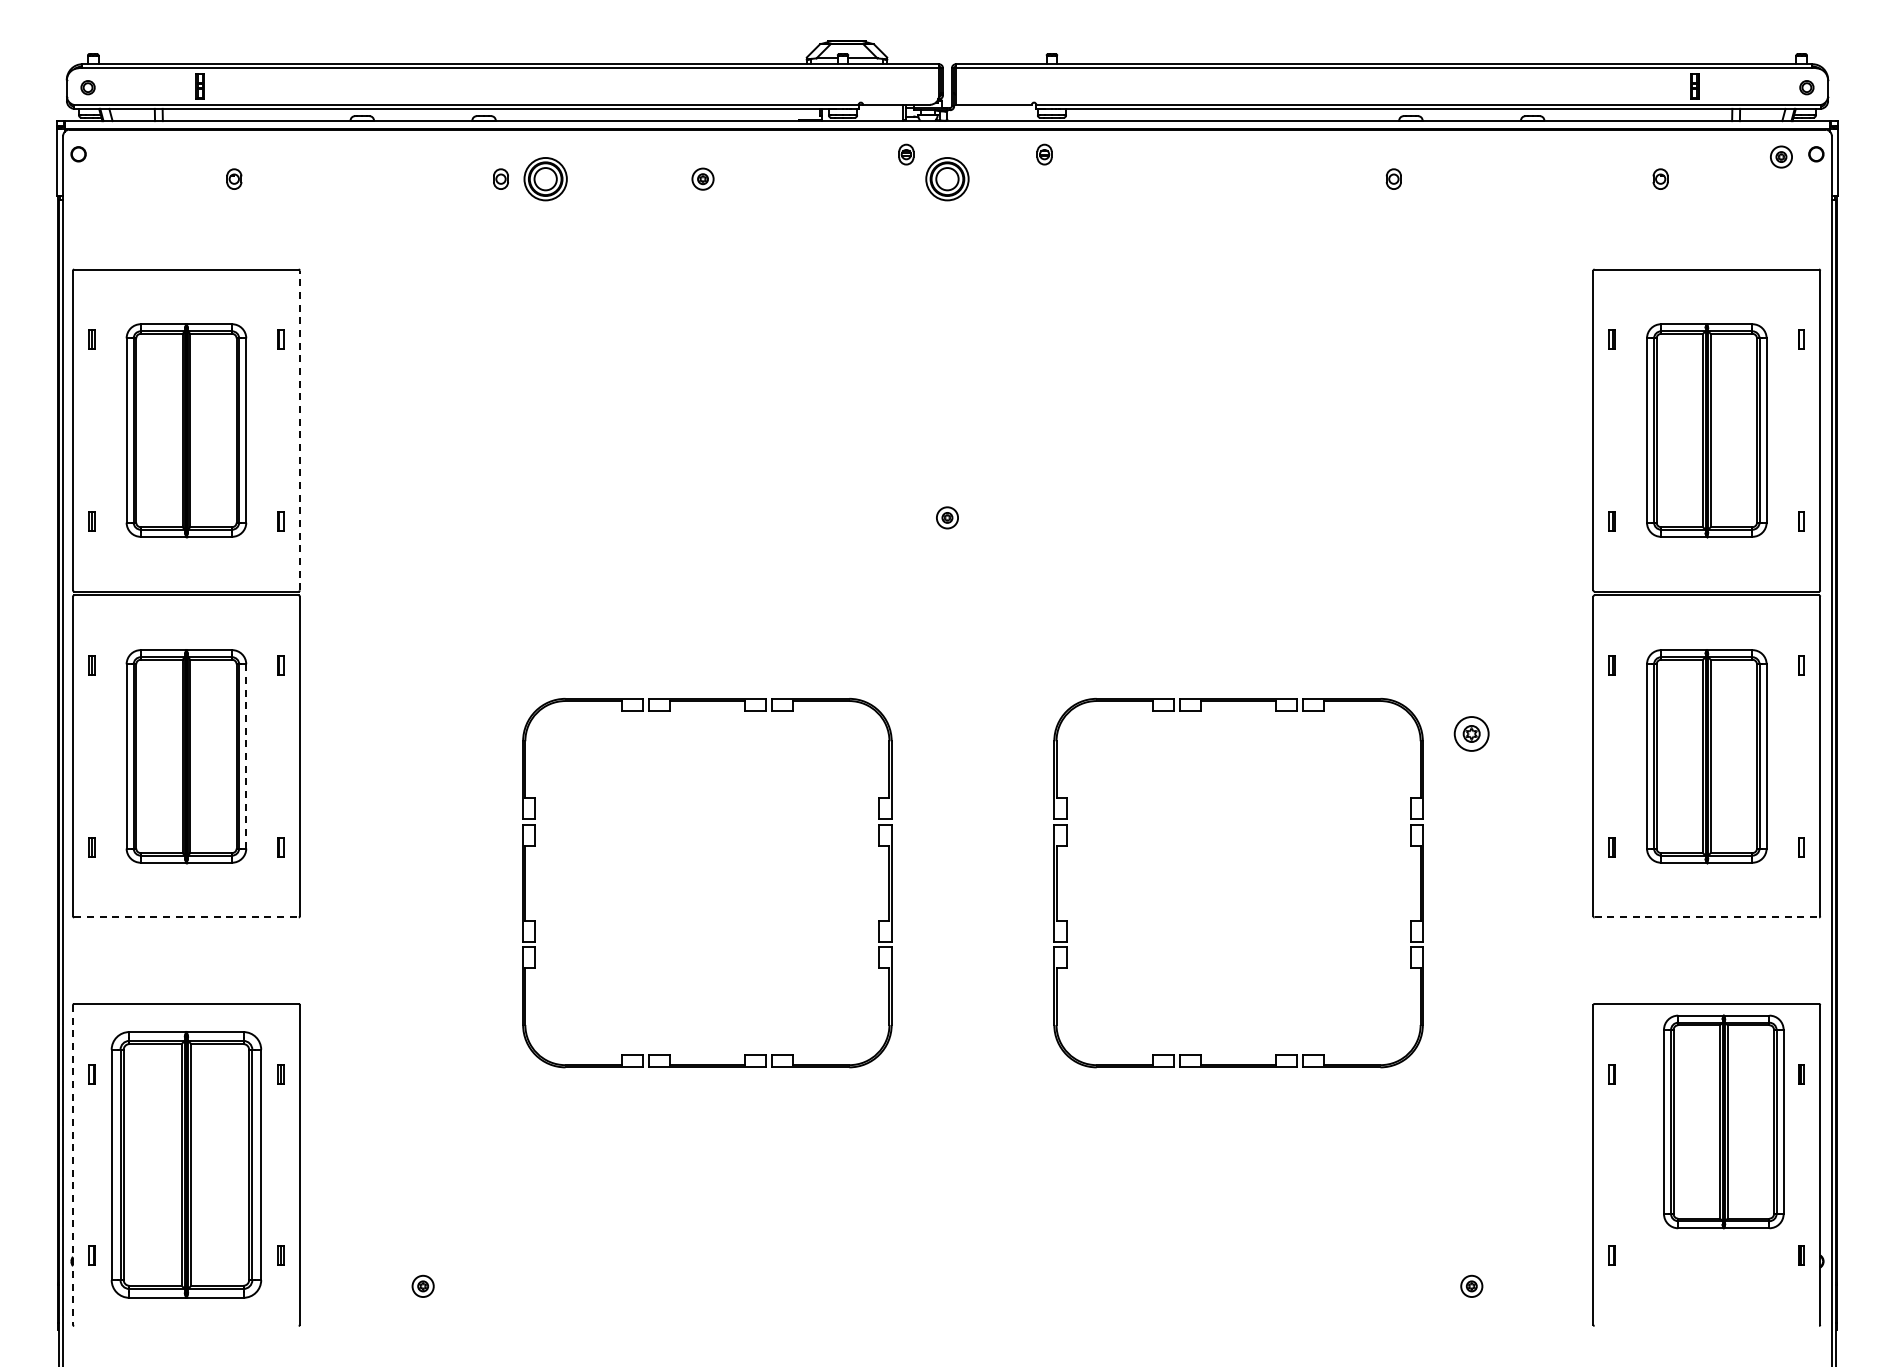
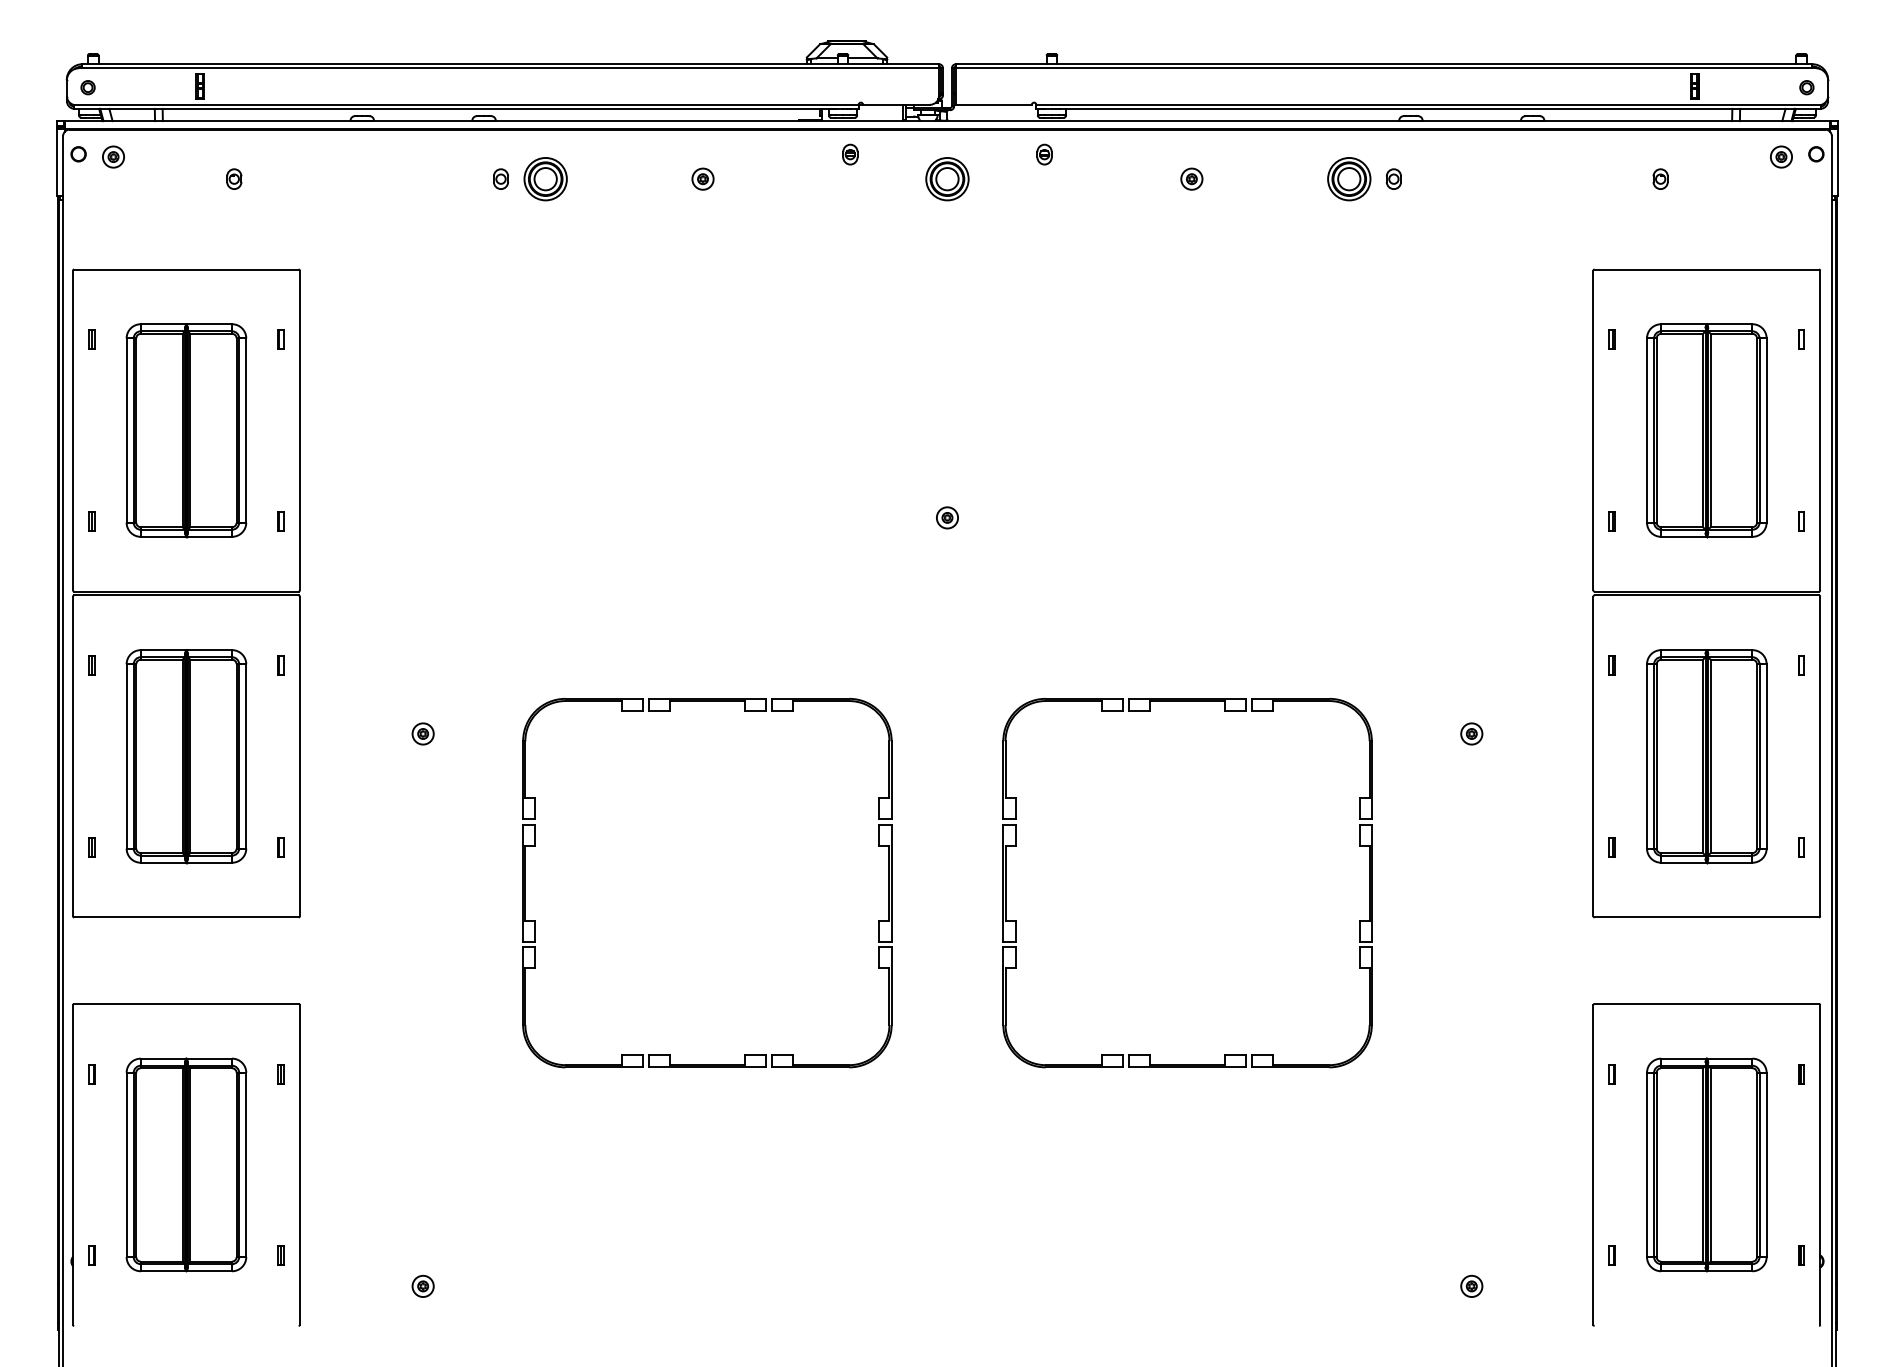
part position: (906, 154) -> (850, 154) (850, 154)
part: none -> present (113, 156)
part: none -> present (1191, 178)
part: none -> present (1349, 179)
line: dashed -> solid (299, 430)
part: none -> present (422, 733)
part size: 37x36 px -> 24x24 px (1471, 733)
line: dashed -> solid (246, 756)
part position: (1067, 846) -> (1016, 846) (1016, 846)
line: dashed -> solid (186, 917)
line: dashed -> solid (1707, 917)
part position: (1723, 1121) -> (1706, 1164) (1706, 1164)
line: dashed -> solid (73, 1164)
part size: 153x268 px -> 123x216 px (186, 1164)
